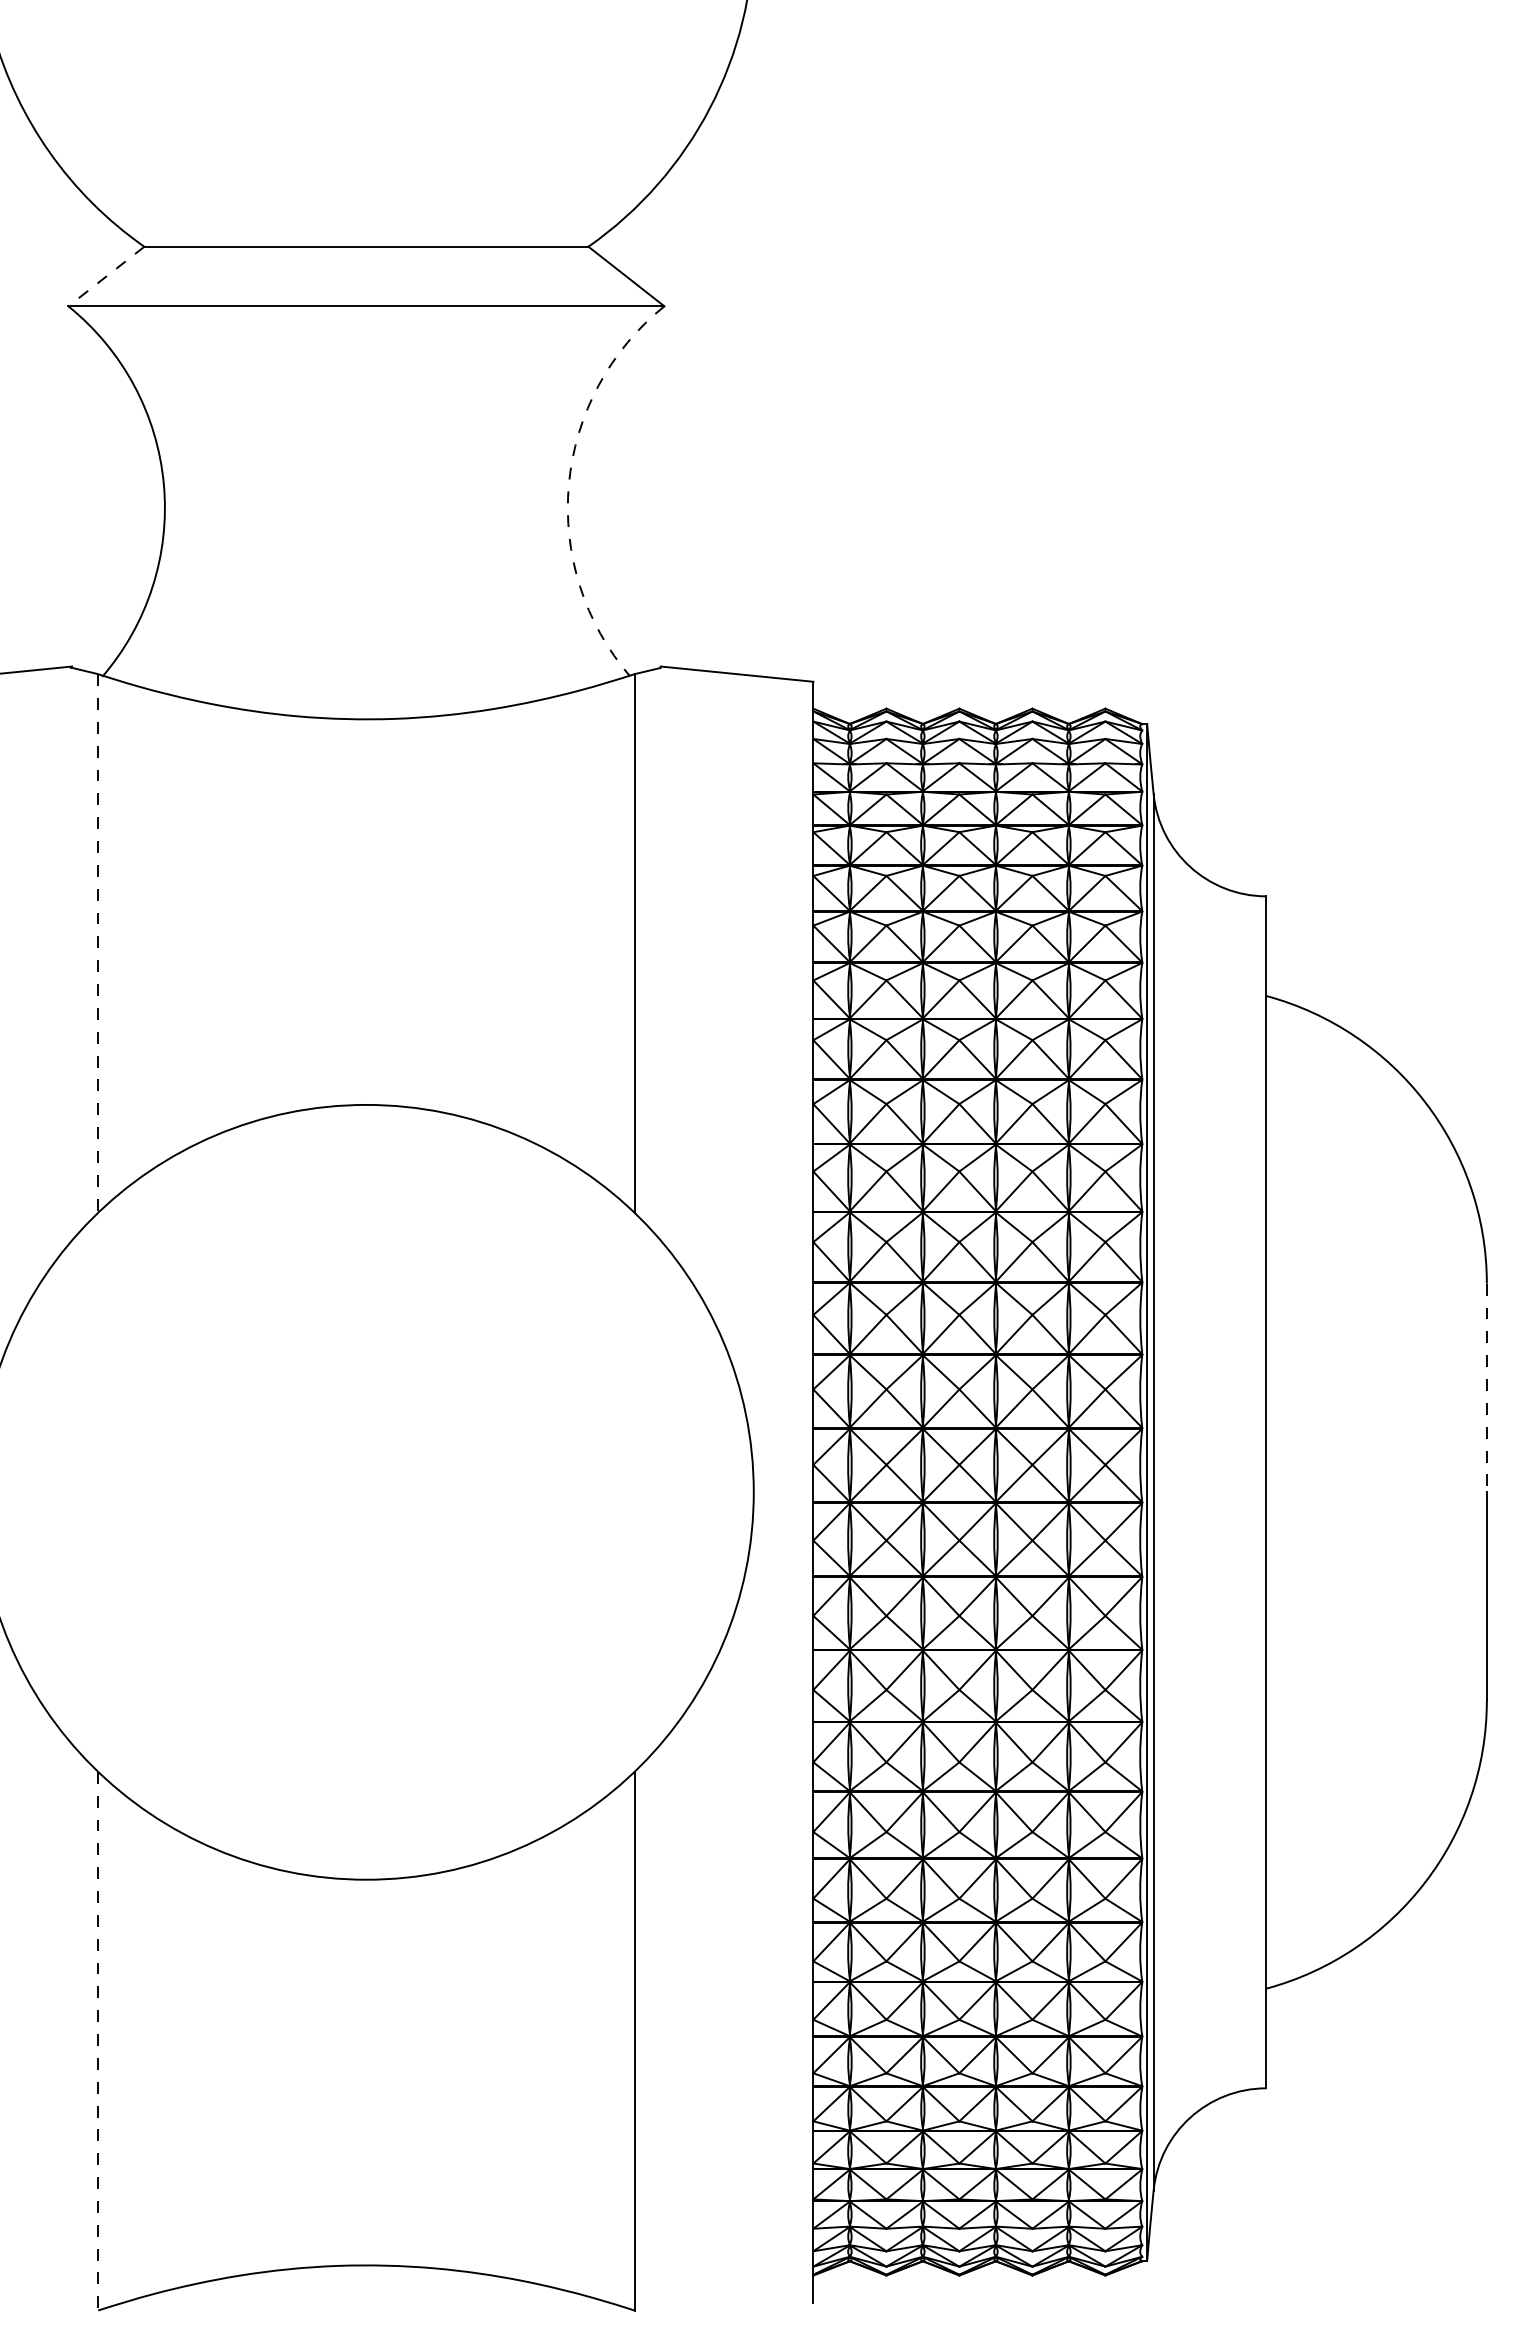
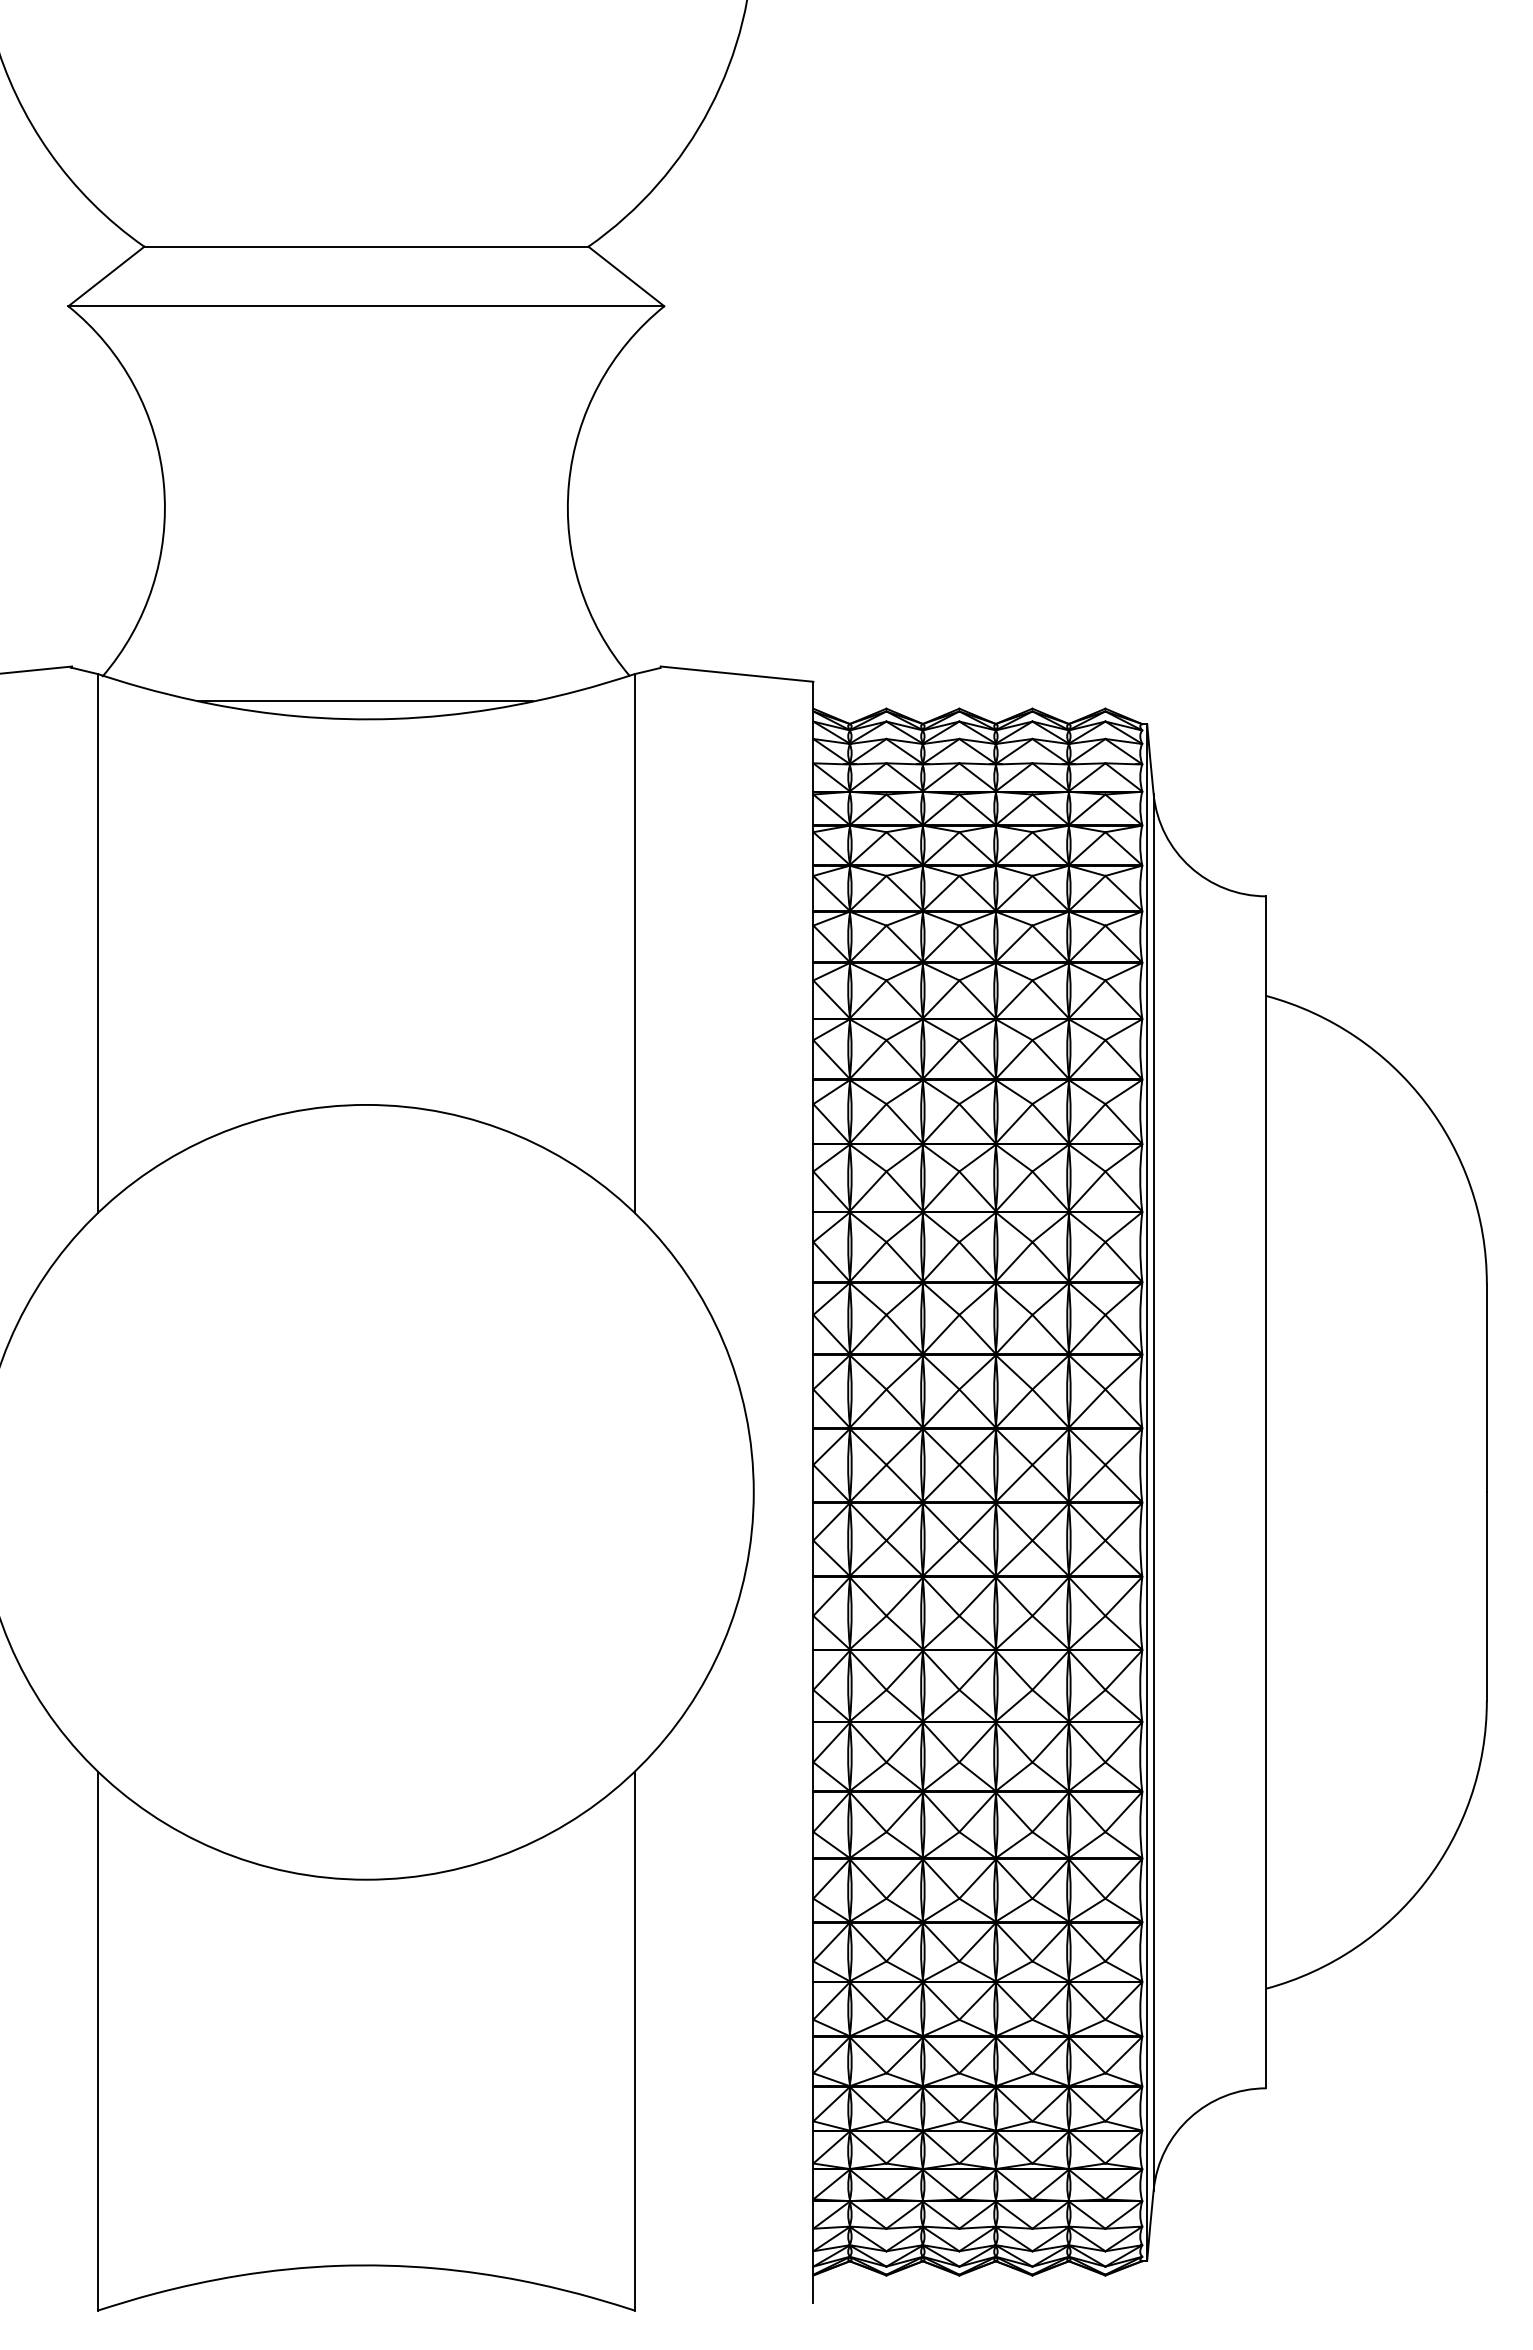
line: dashed -> solid (106, 276)
arc: dashed -> solid (568, 484)
line: none -> present (365, 701)
line: dashed -> solid (98, 943)
line: dashed -> solid (1486, 1388)
line: dashed -> solid (98, 2041)
